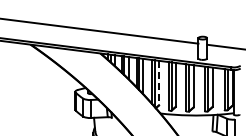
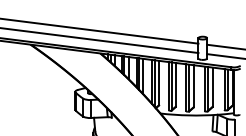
line: none -> present (100, 40)
line: none -> present (224, 56)
line: dashed -> solid (159, 83)
